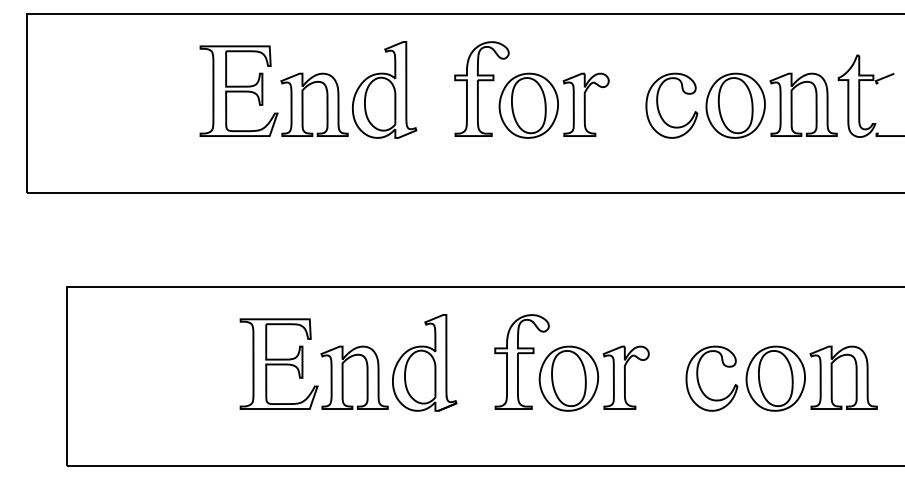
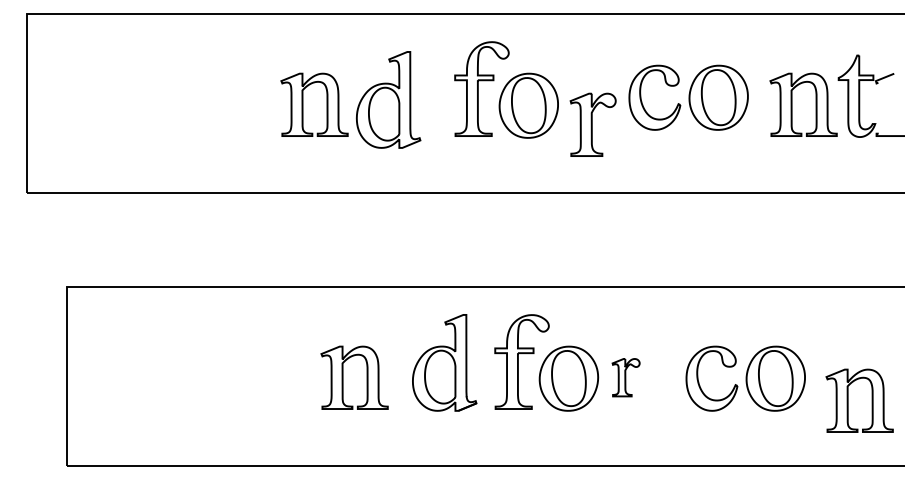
part position: (384, 89) -> (388, 99) (388, 99)
part: present -> none (238, 90)
part position: (585, 104) -> (592, 124) (592, 124)
part position: (705, 105) -> (688, 97) (688, 97)
part position: (424, 362) -> (444, 362) (444, 362)
part: present -> none (278, 363)
part size: 48x65 px -> 30x40 px (625, 377)
part position: (832, 377) -> (848, 400) (848, 400)
